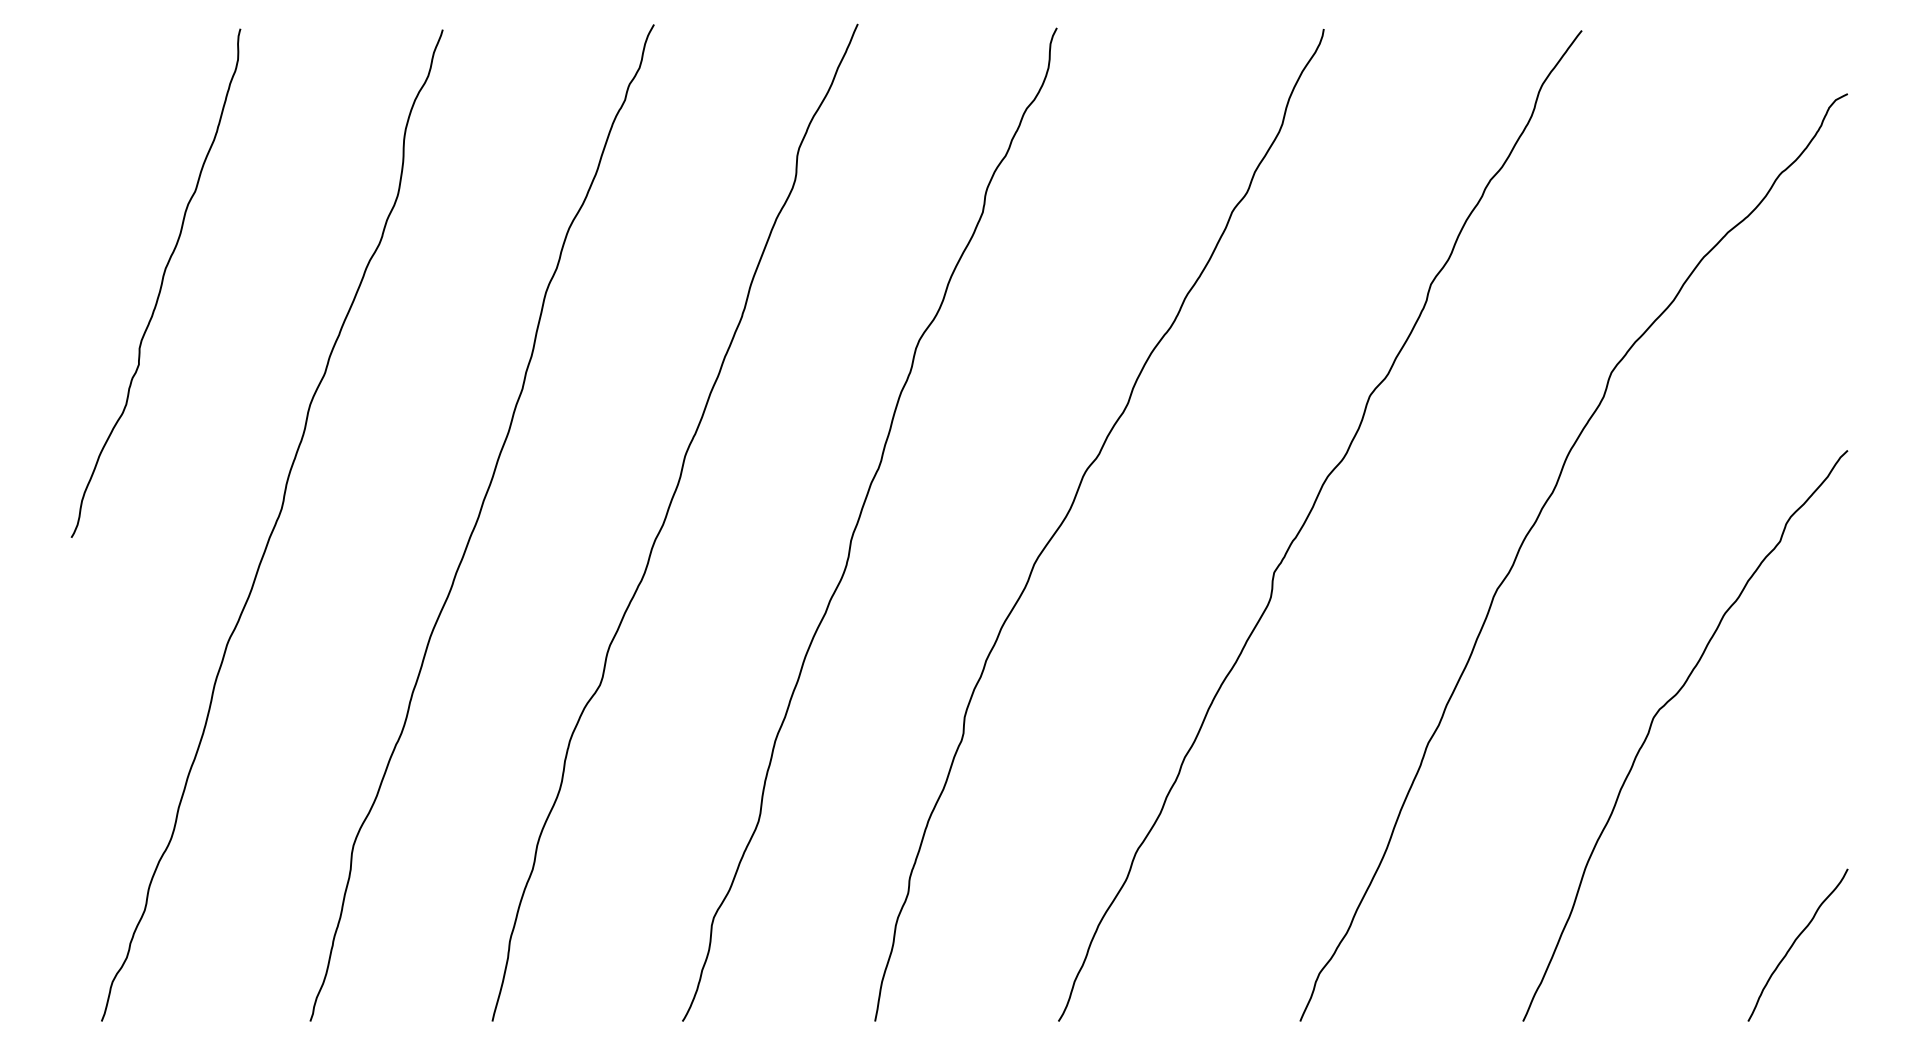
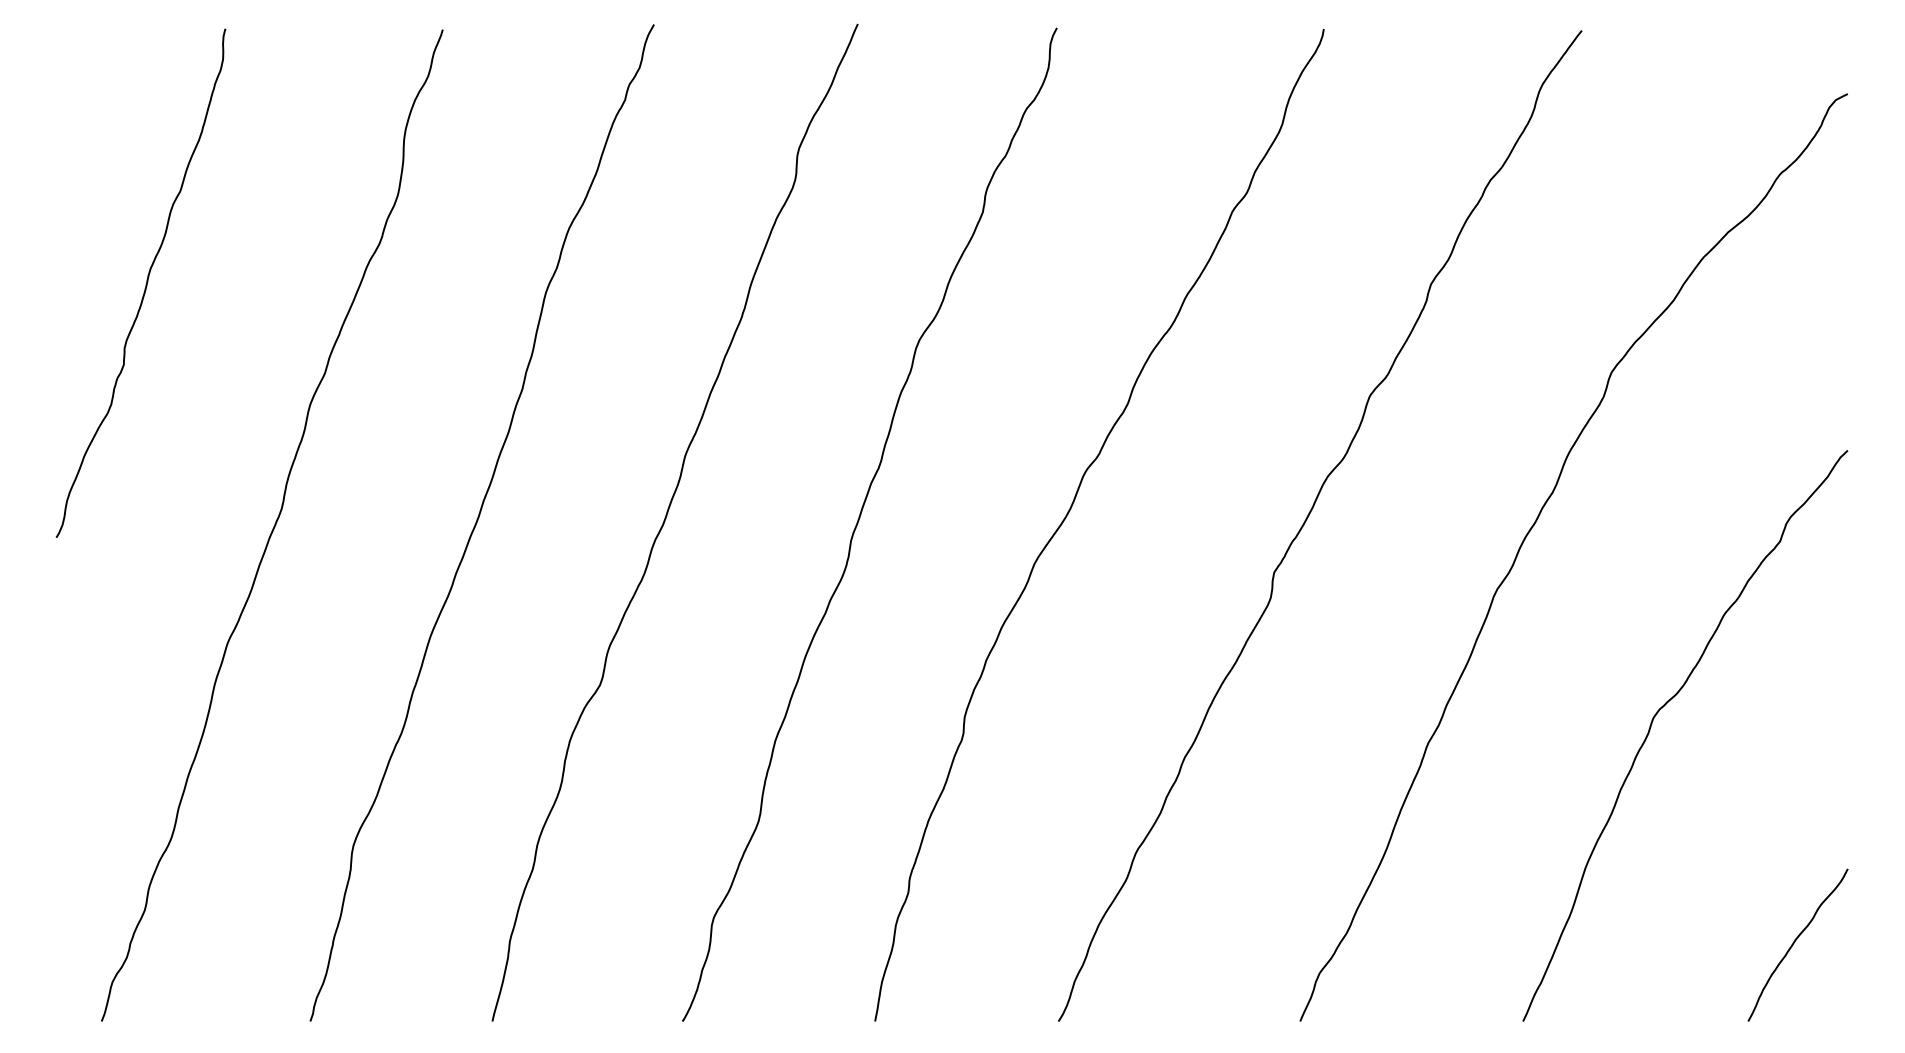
curve position: (160, 284) -> (145, 284) (145, 284)
